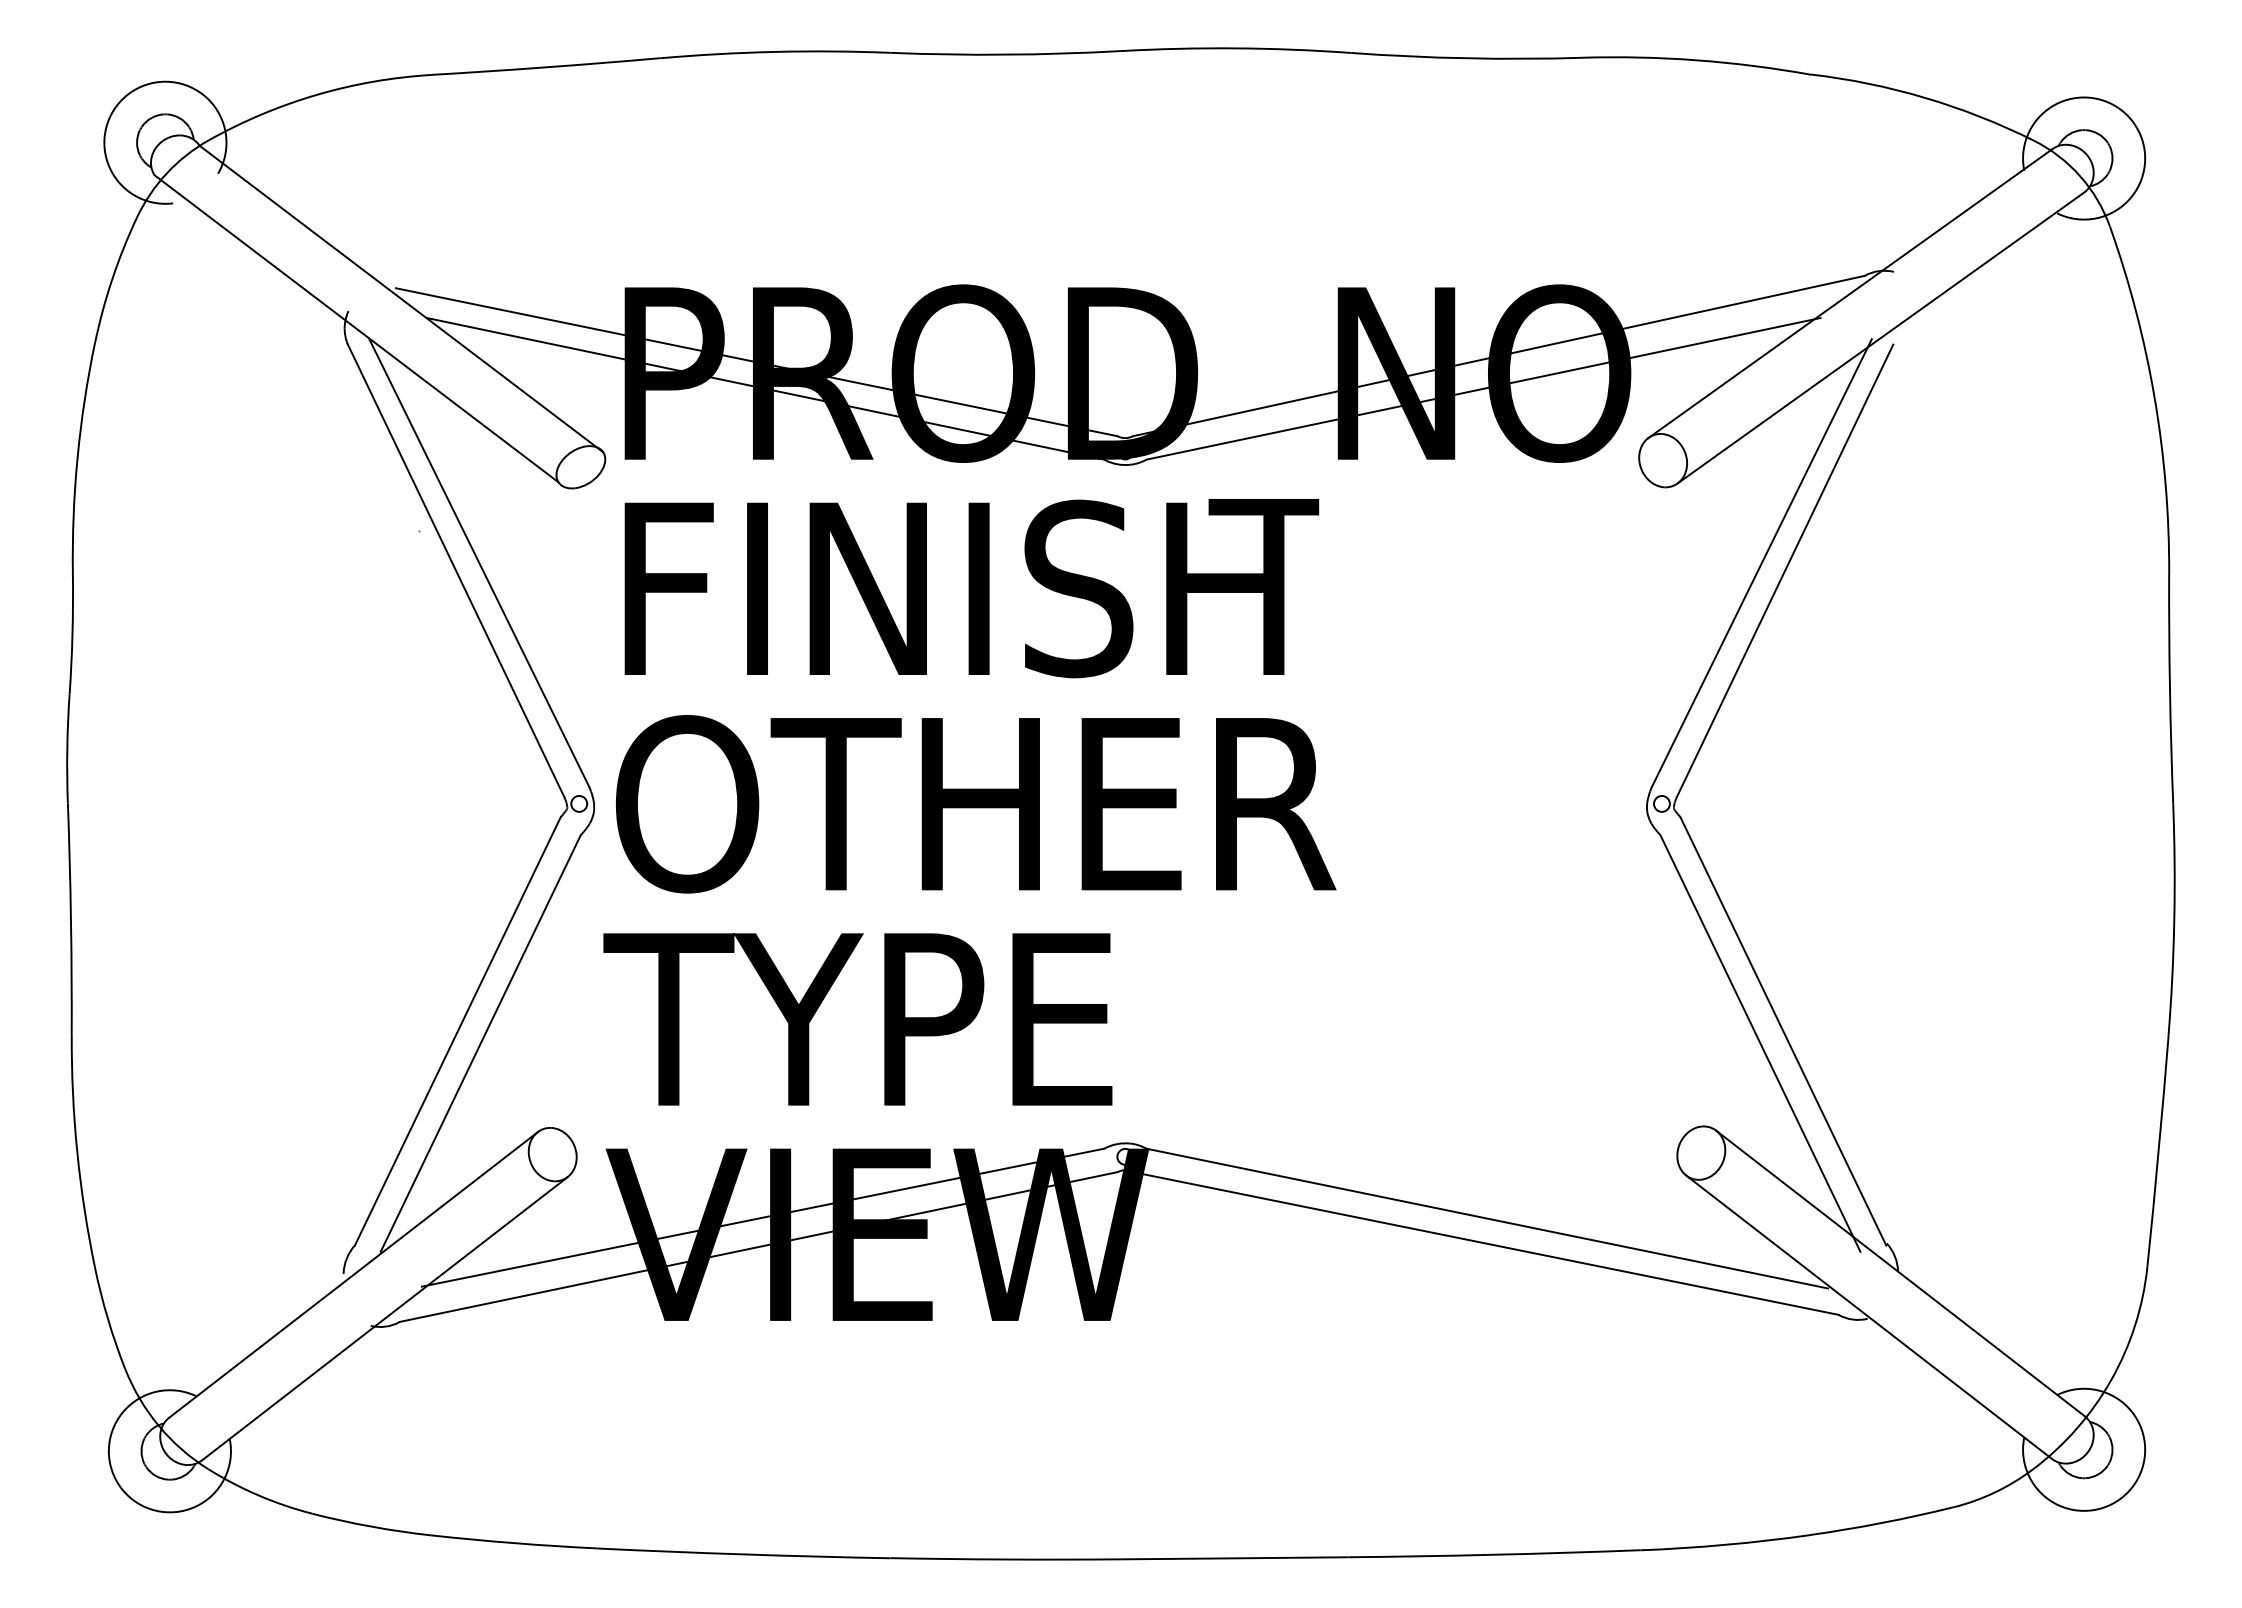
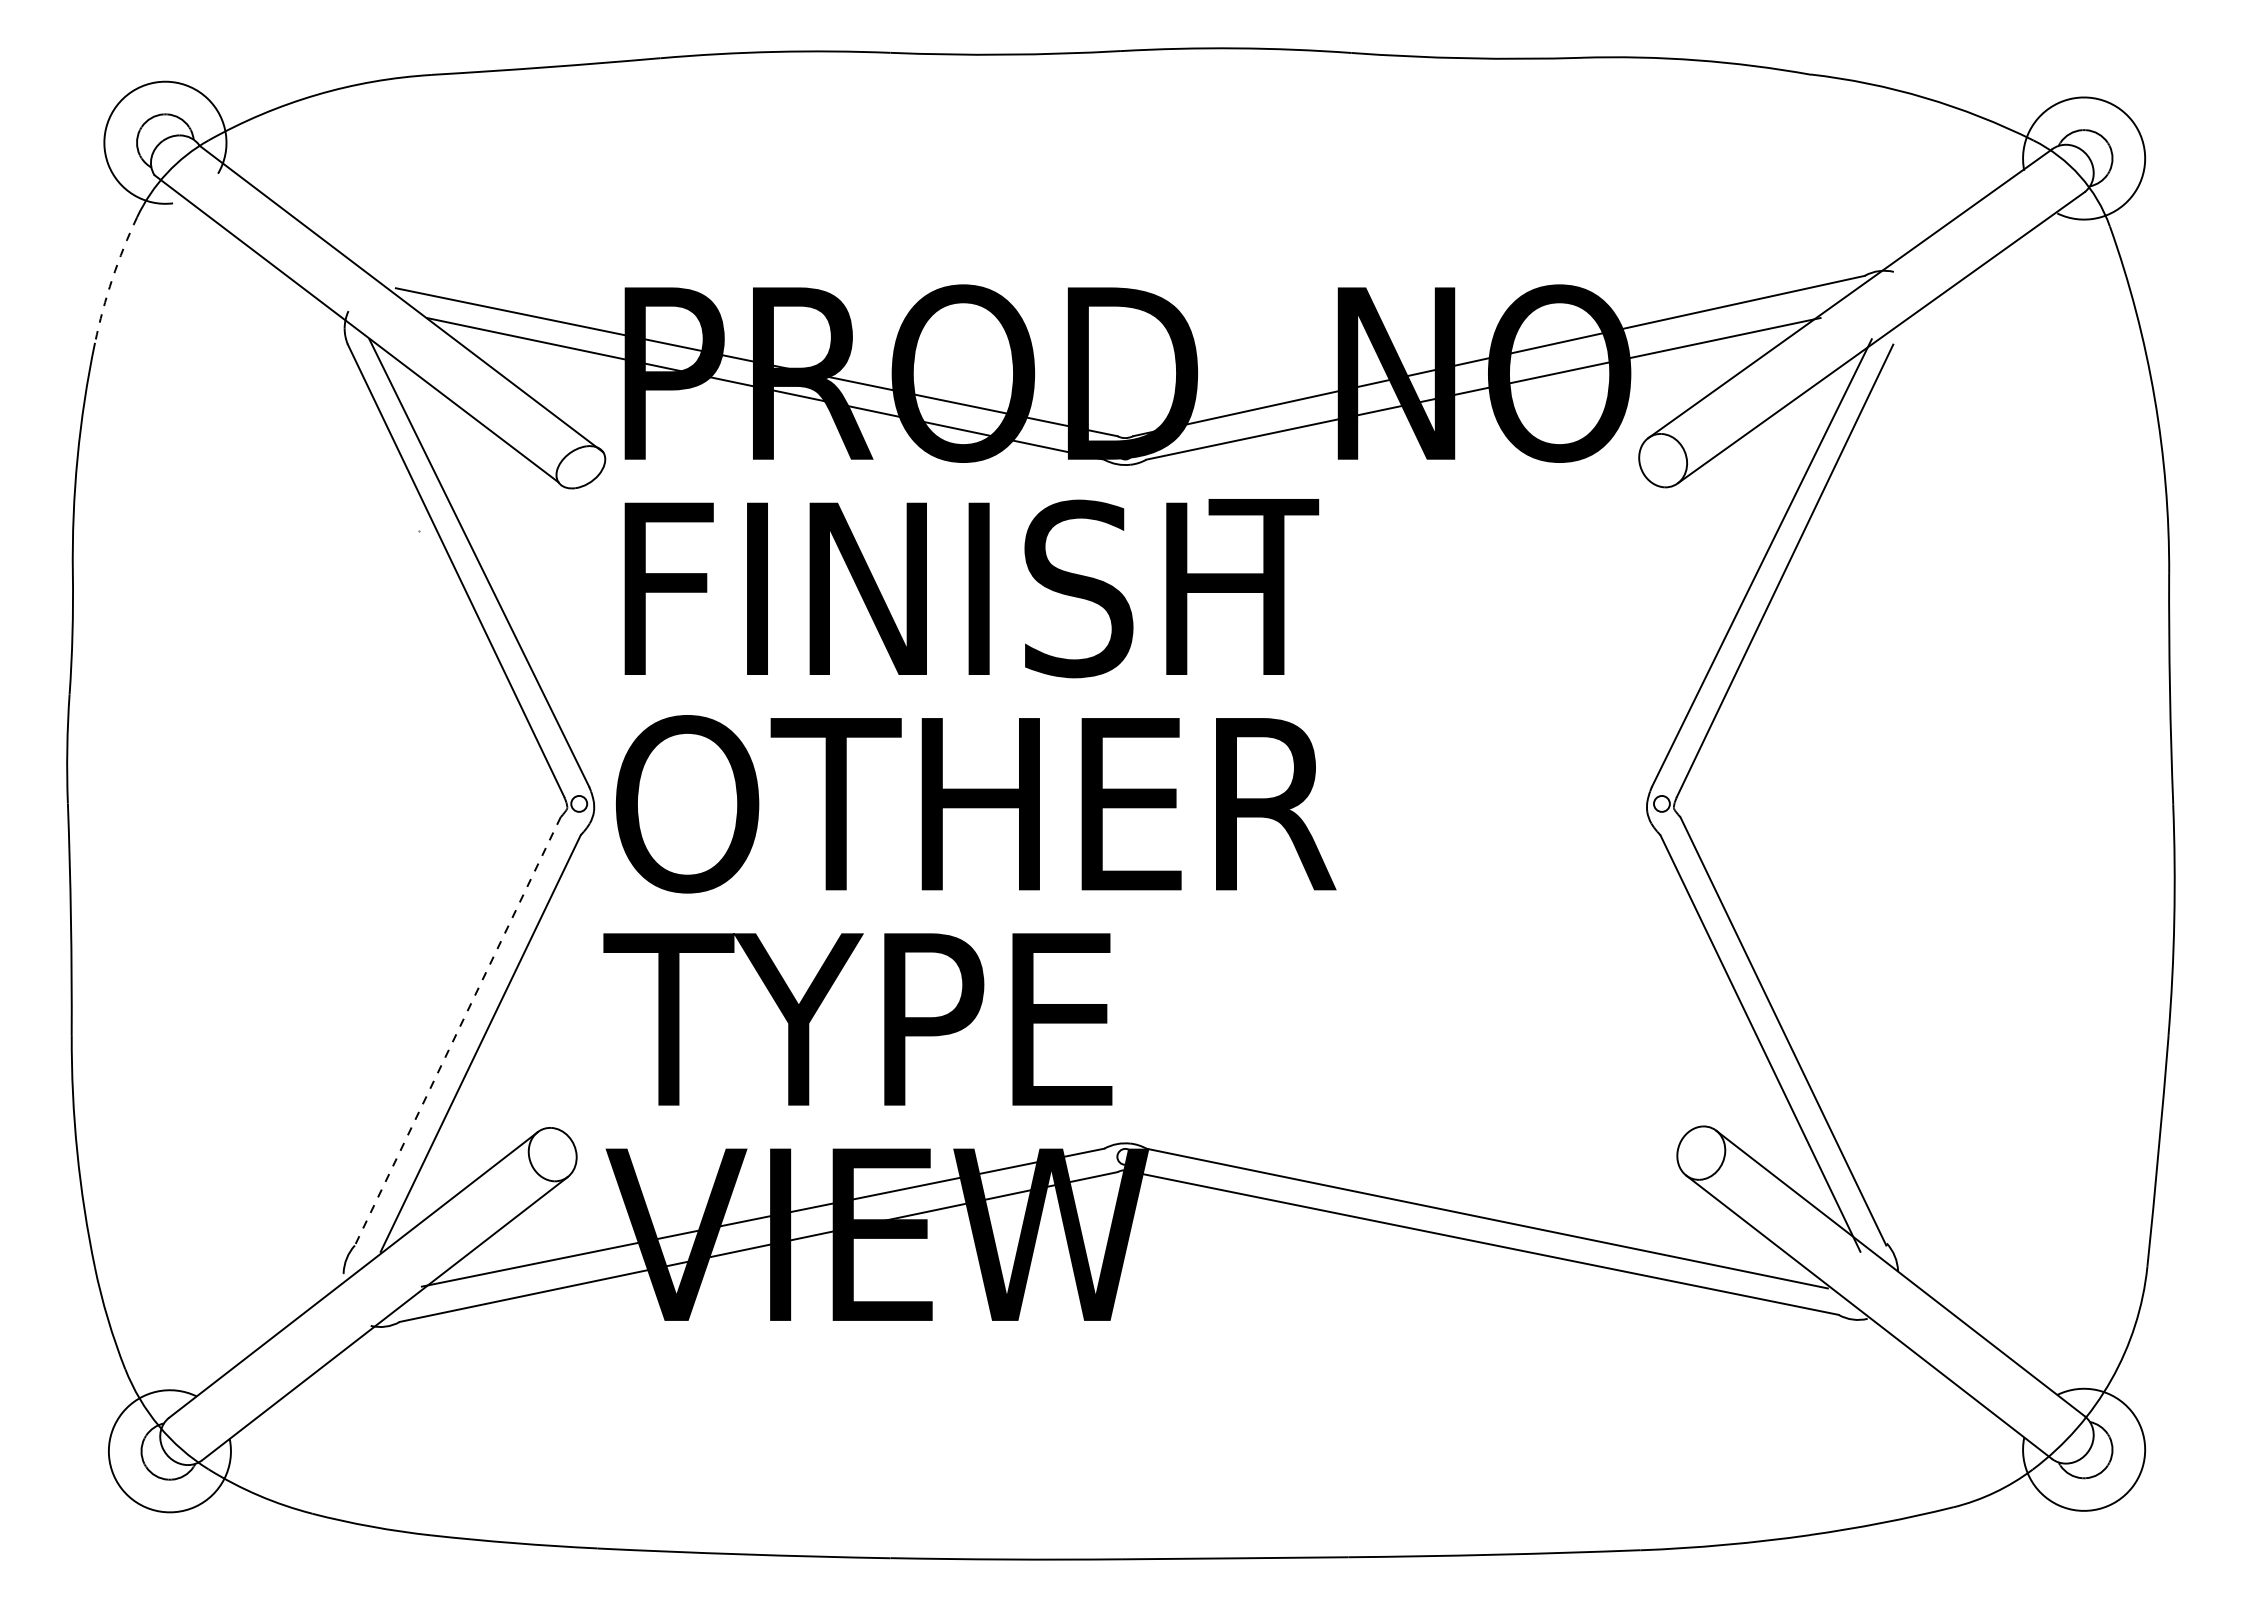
arc: solid -> dashed (112, 278)
line: solid -> dashed (457, 1031)
